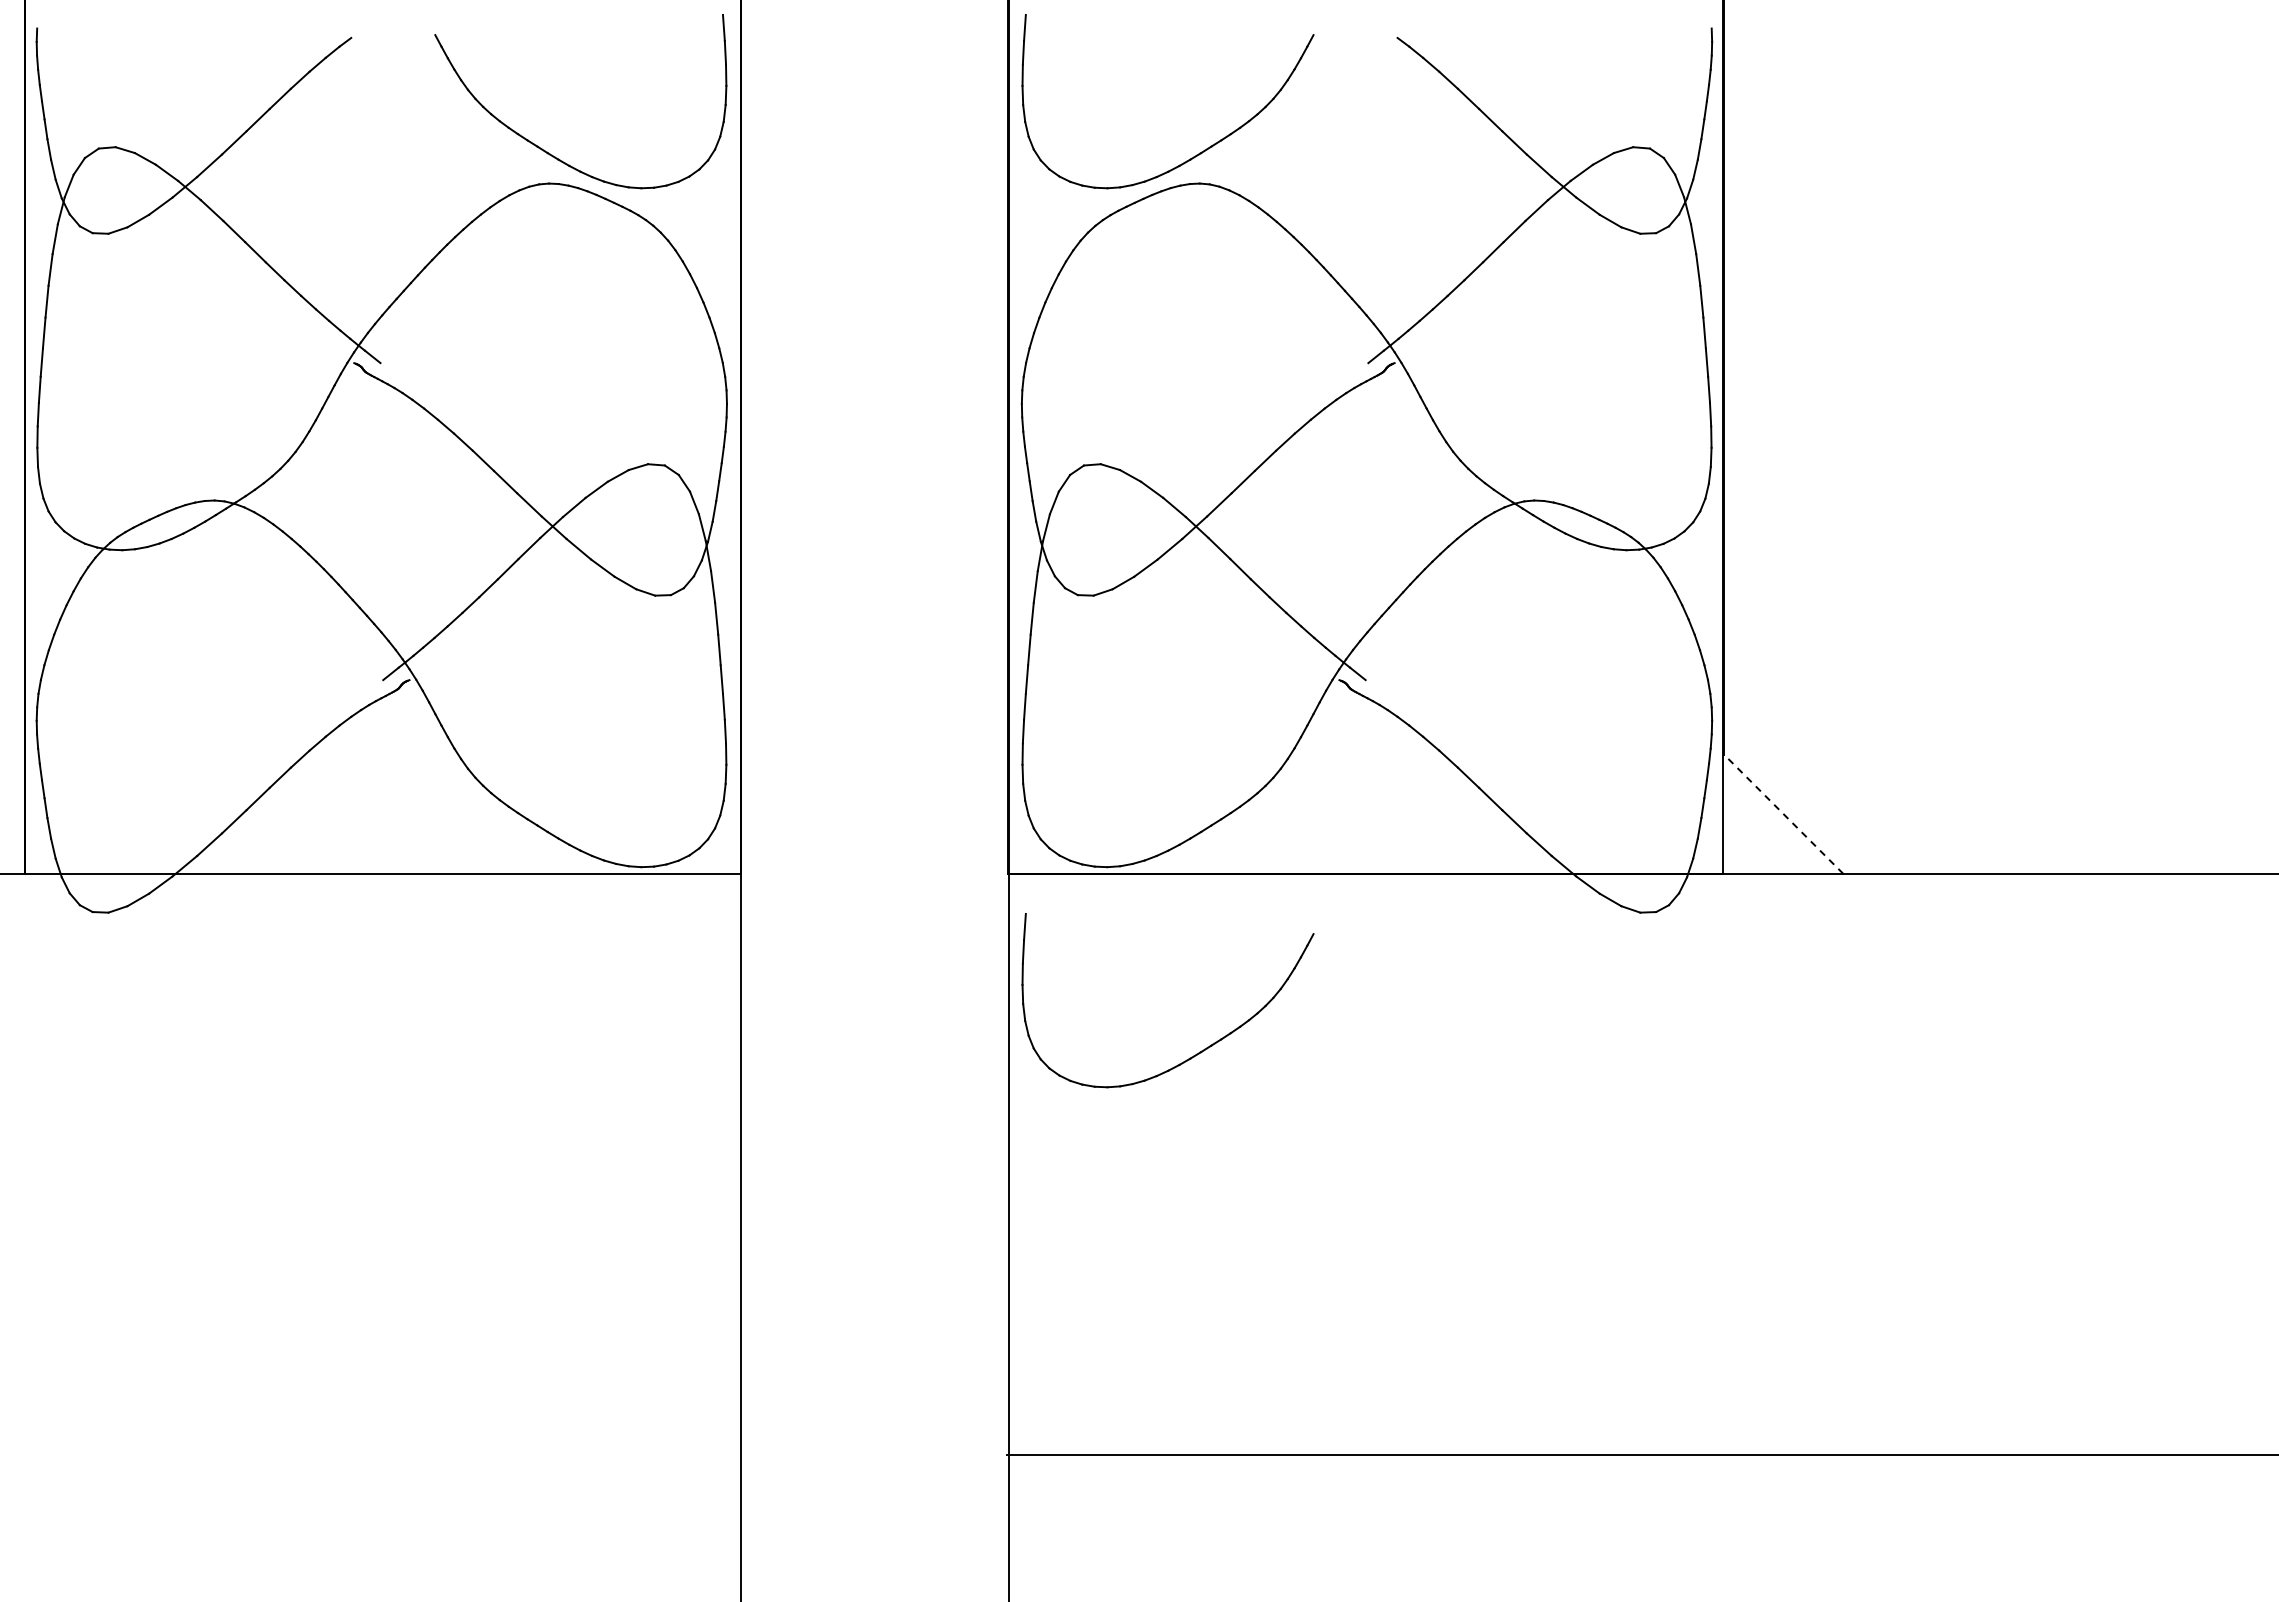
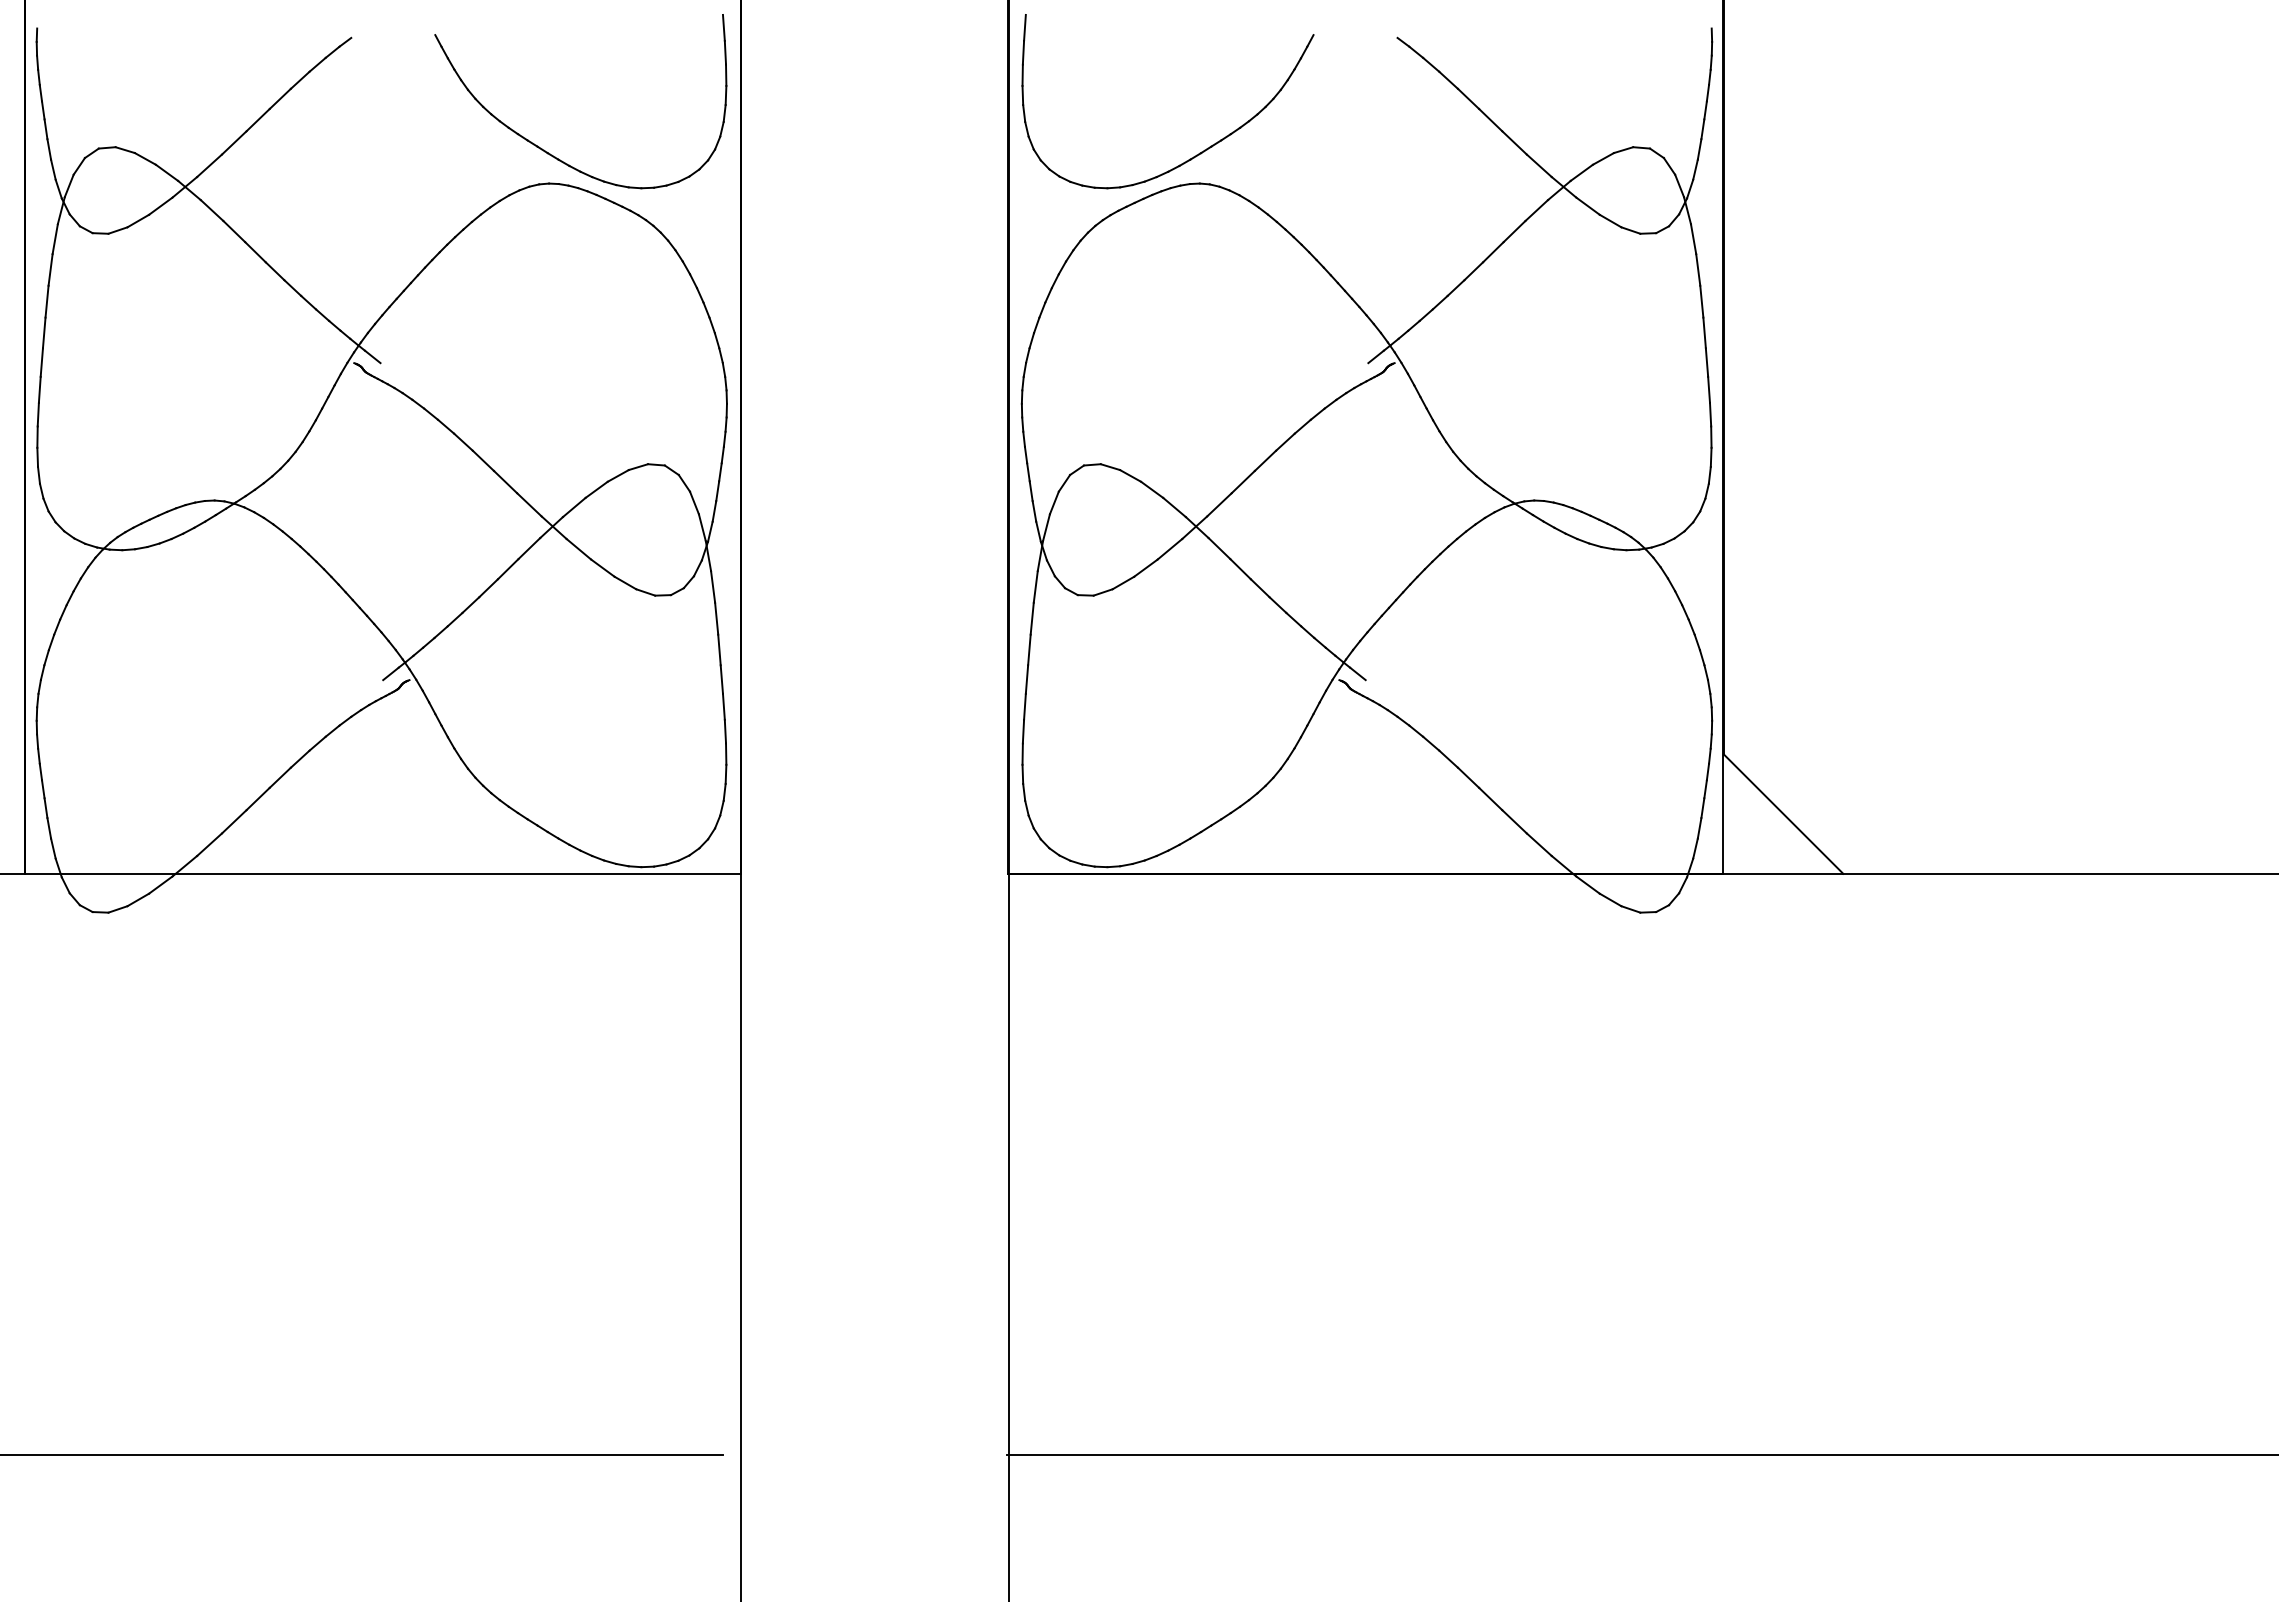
line: dashed -> solid (1783, 813)
part: present -> none (1199, 1051)
line: none -> present (362, 1455)
